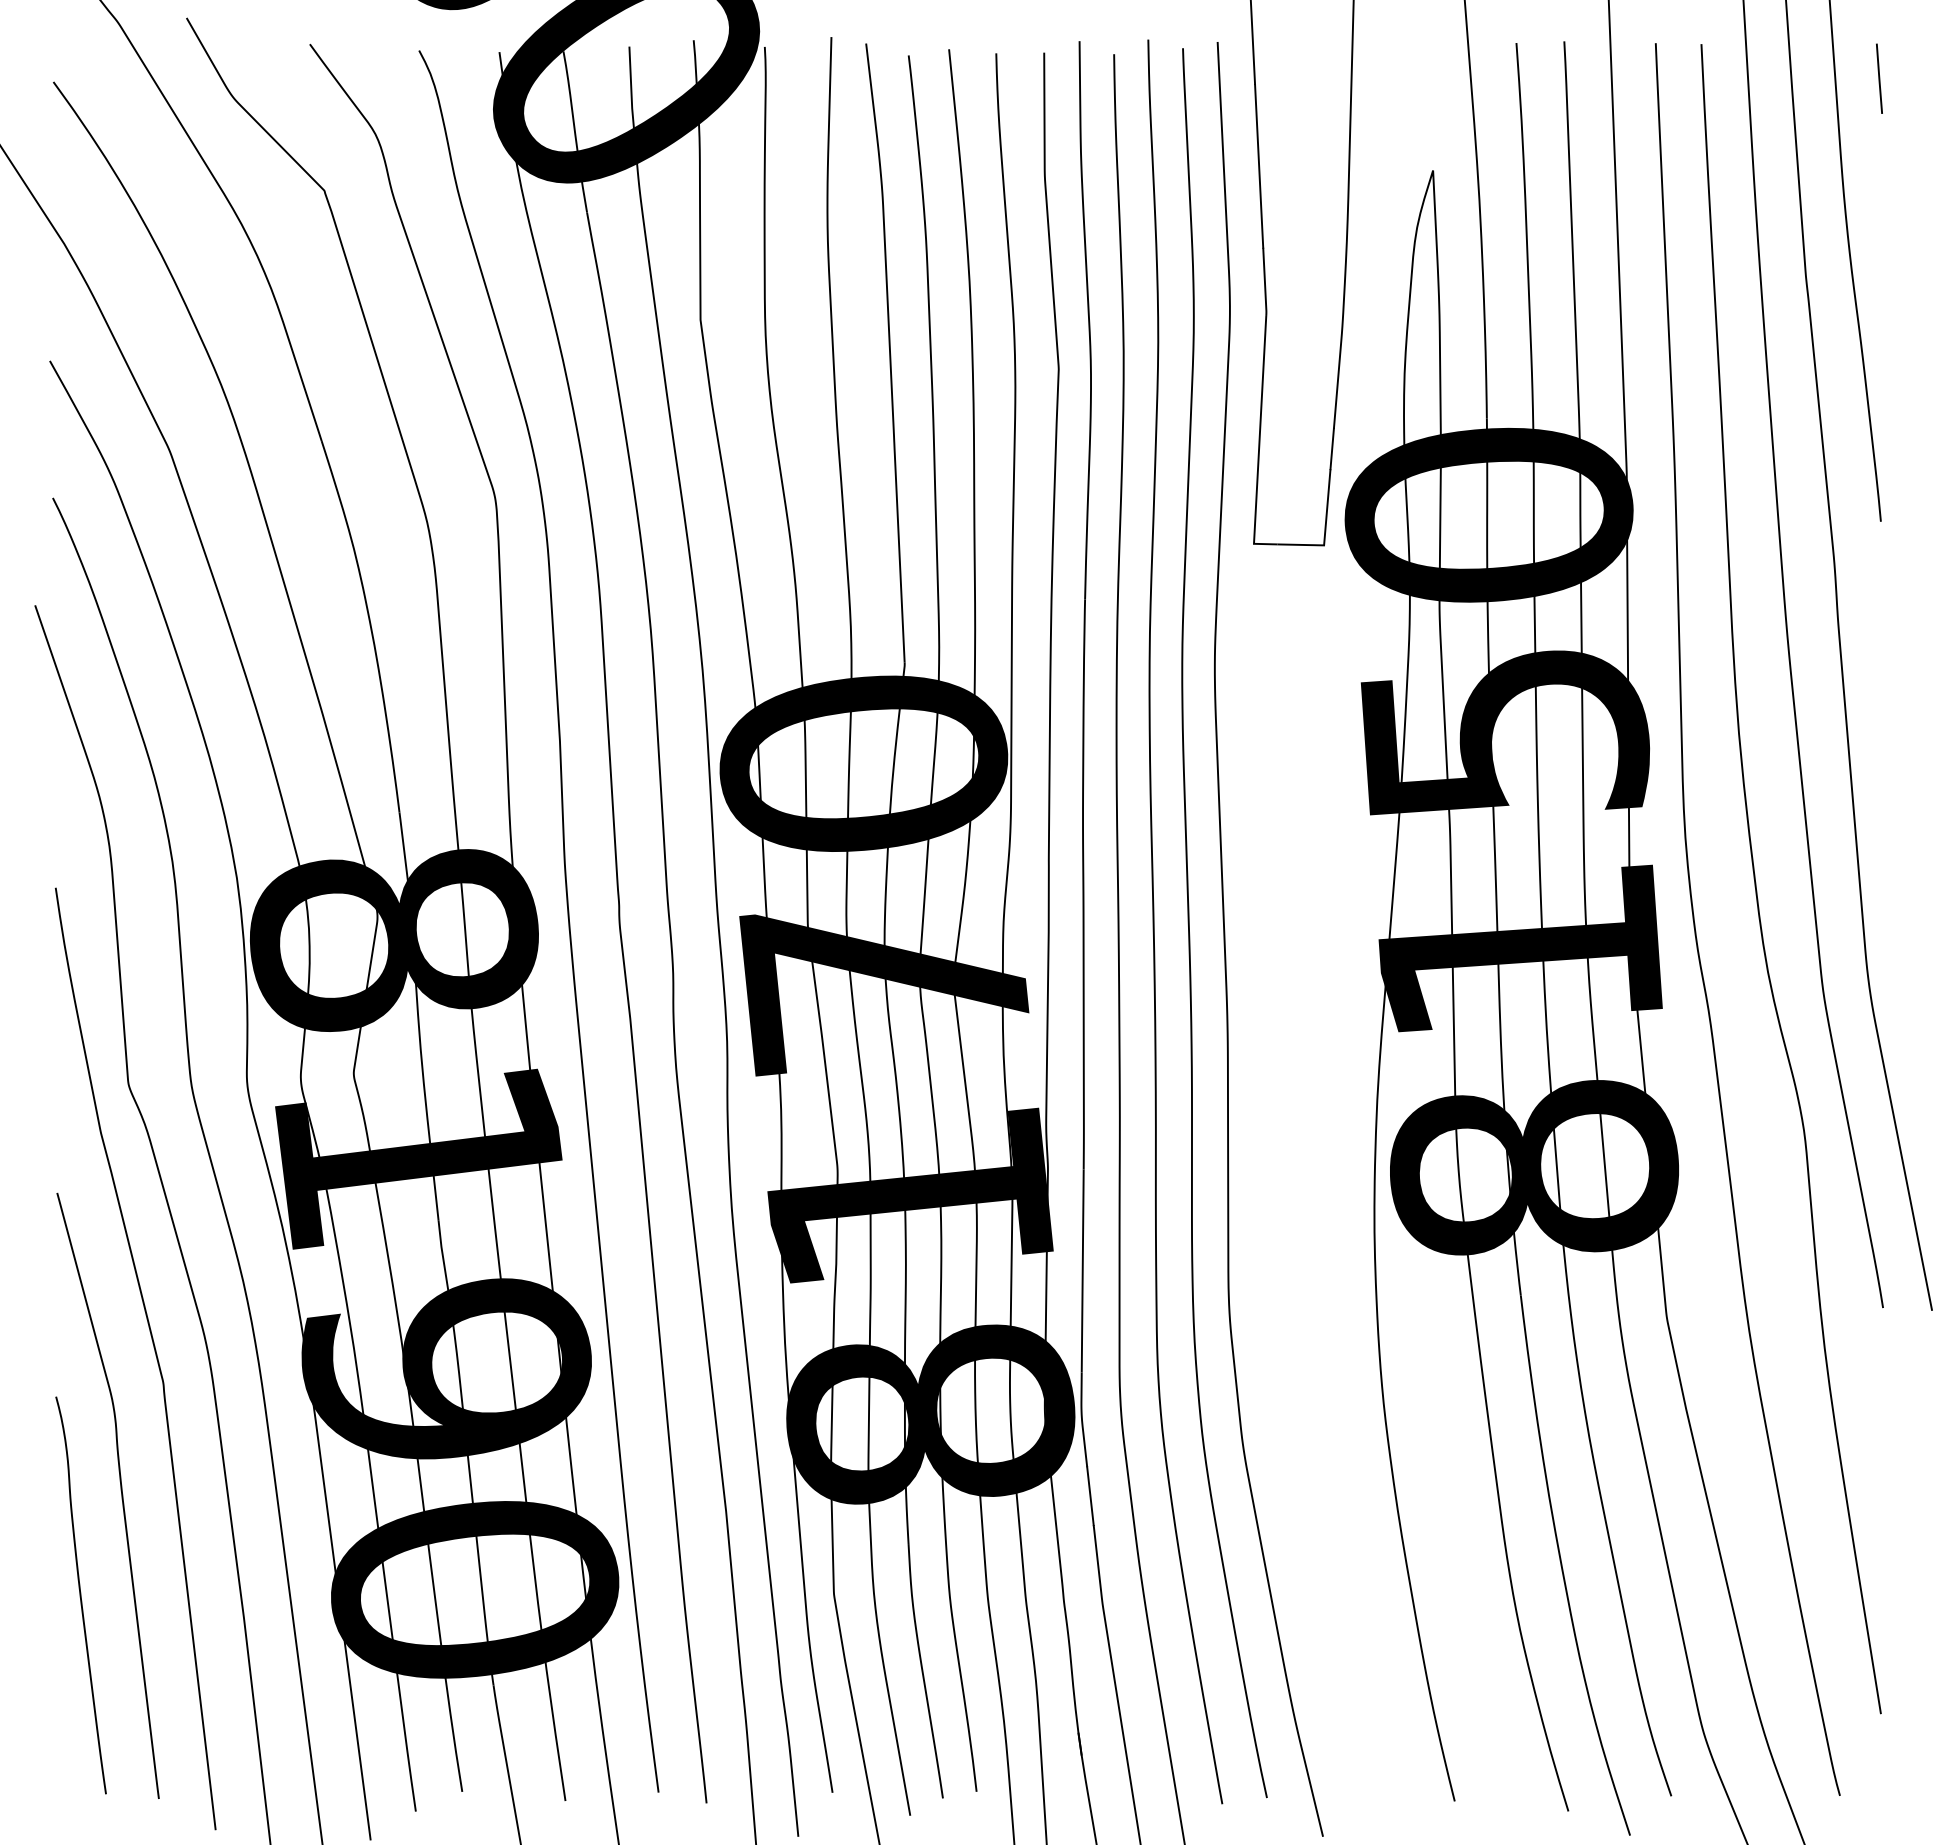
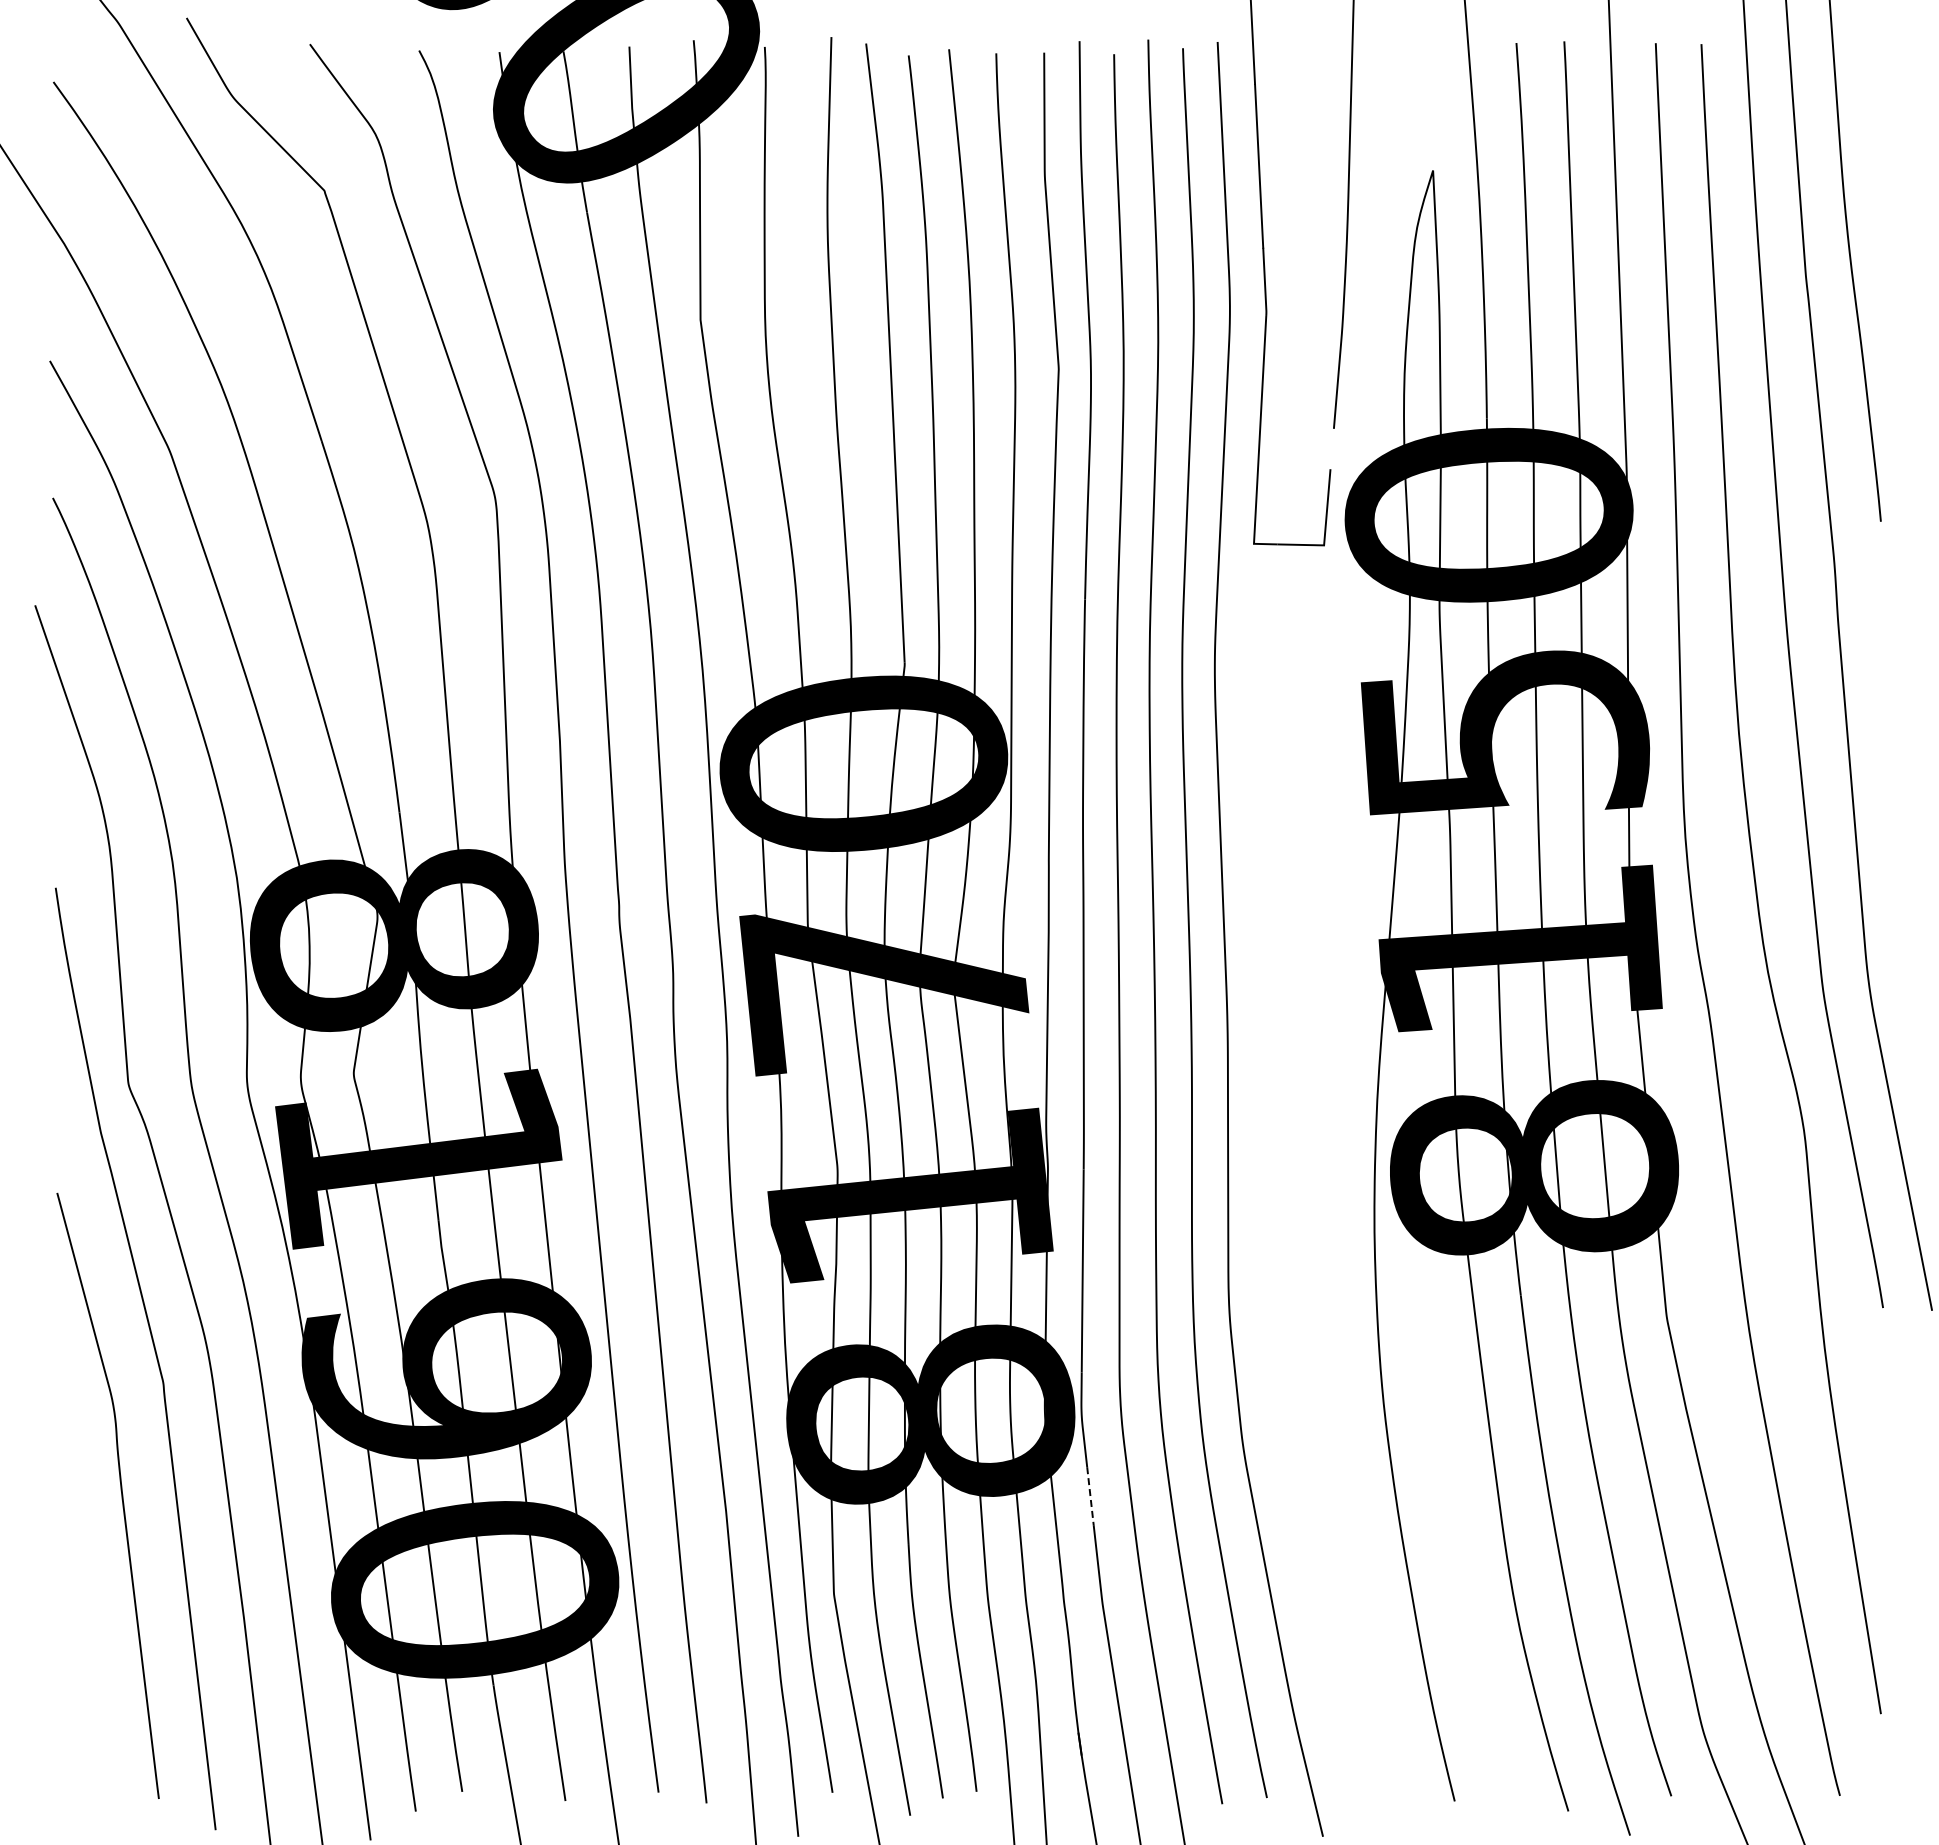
line: present -> none (1879, 78)
line: present -> none (1331, 448)
line: solid -> dashed (1090, 1496)
curve: present -> none (80, 1595)
